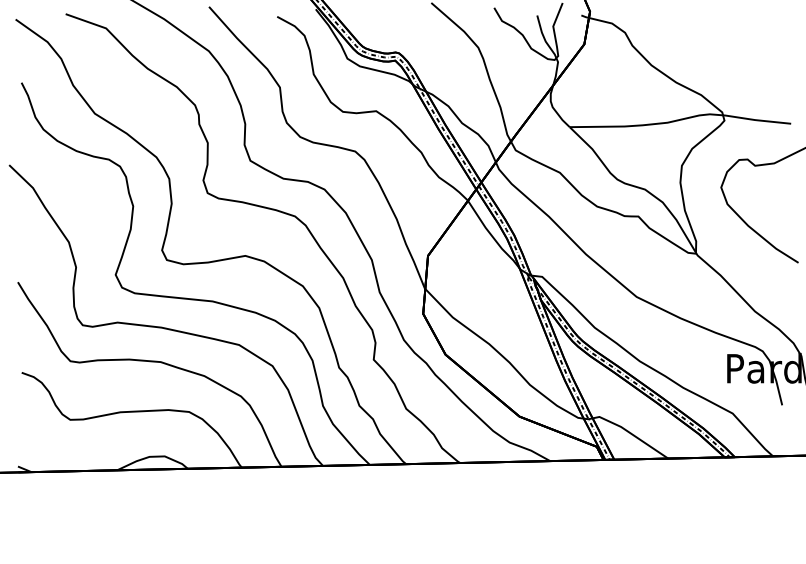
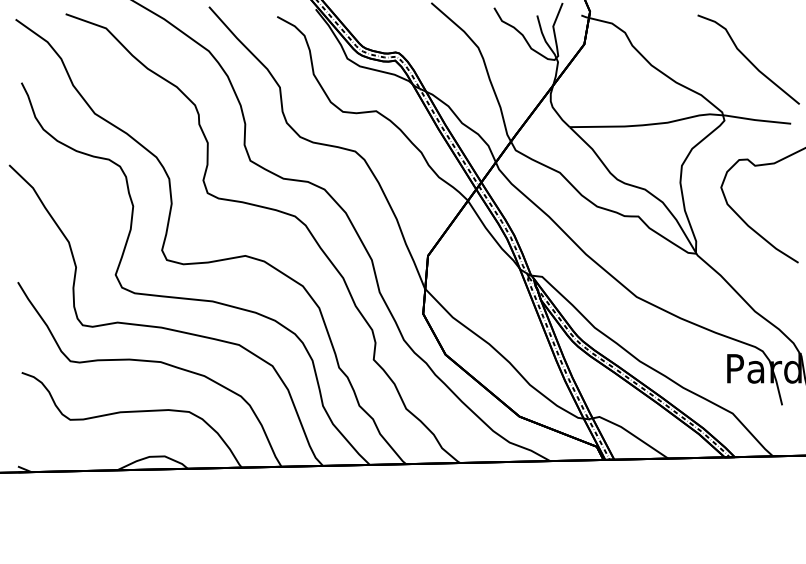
curve: none -> present (748, 59)
